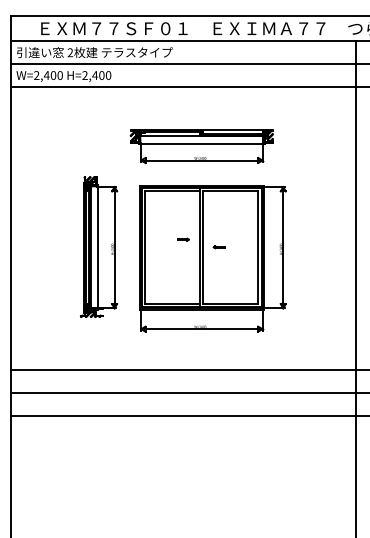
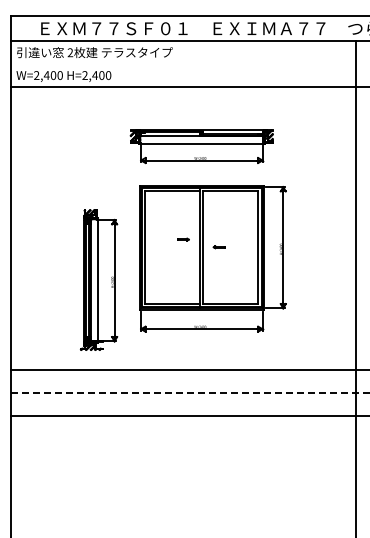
line: present -> none (188, 64)
part position: (98, 246) -> (98, 279) (98, 279)
line: solid -> dashed (191, 392)
